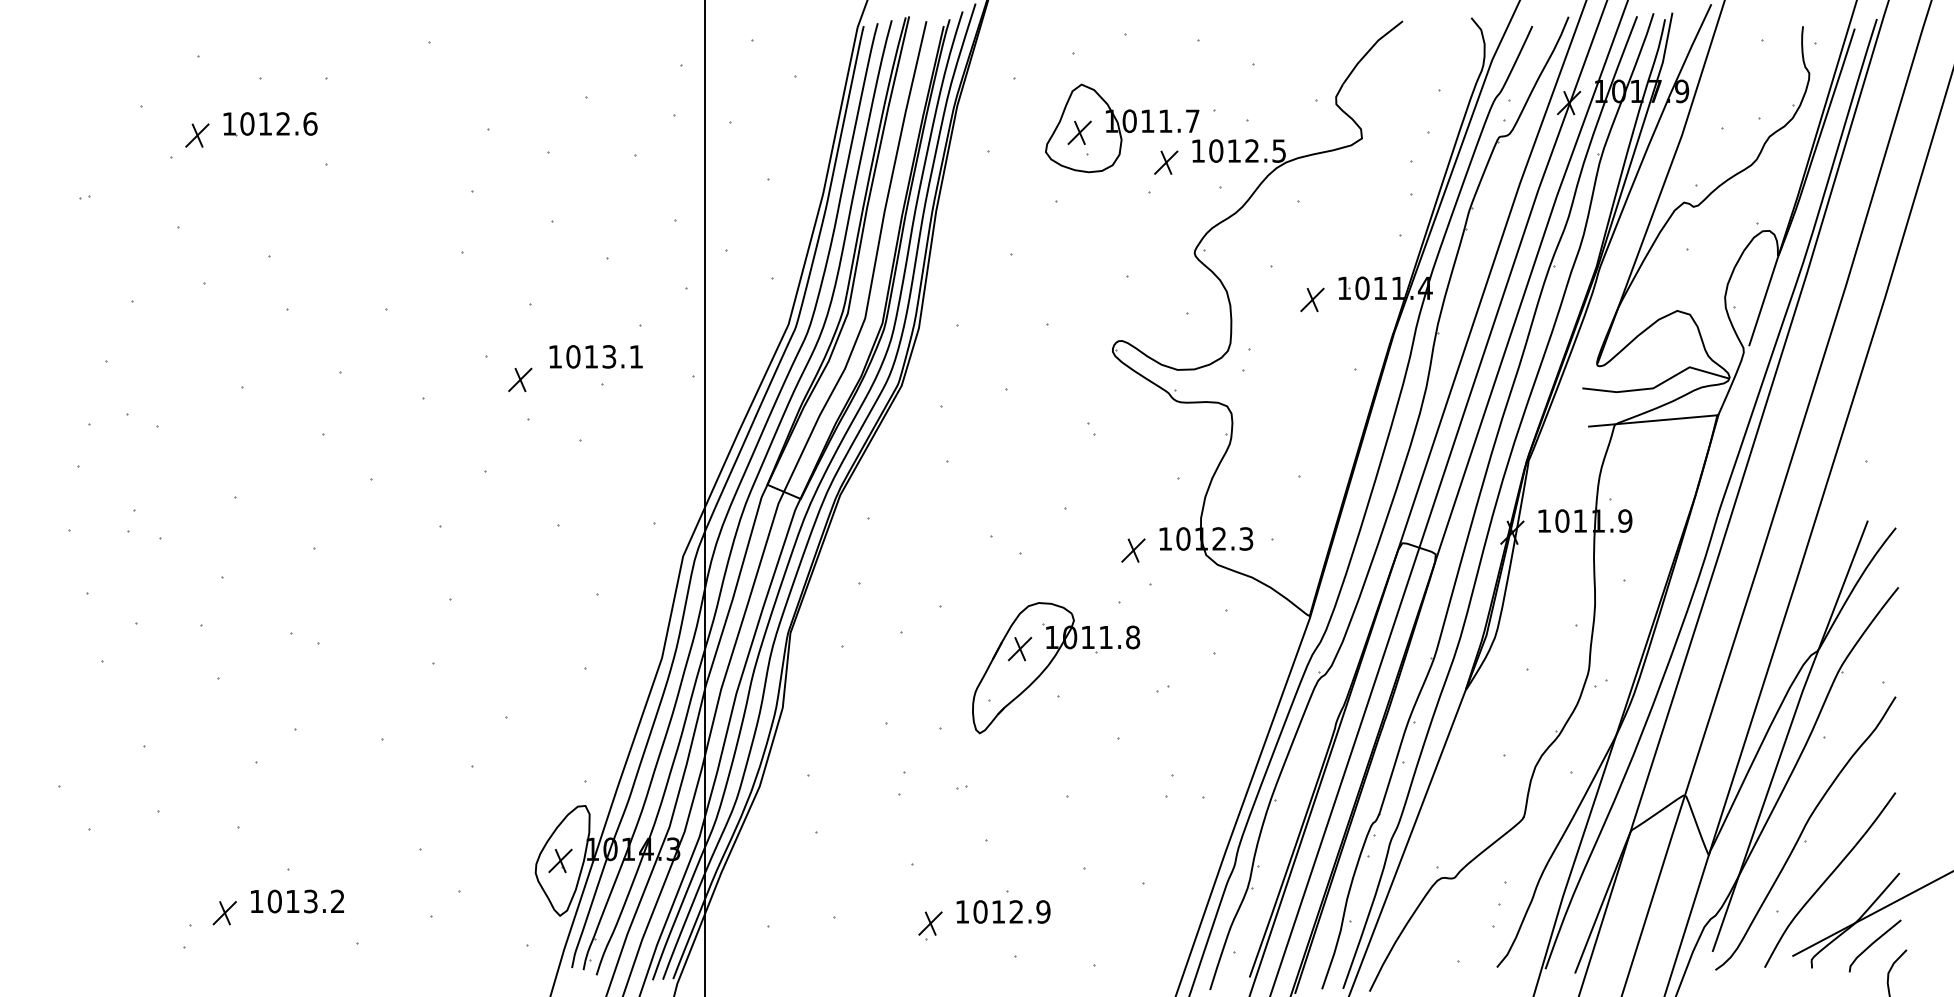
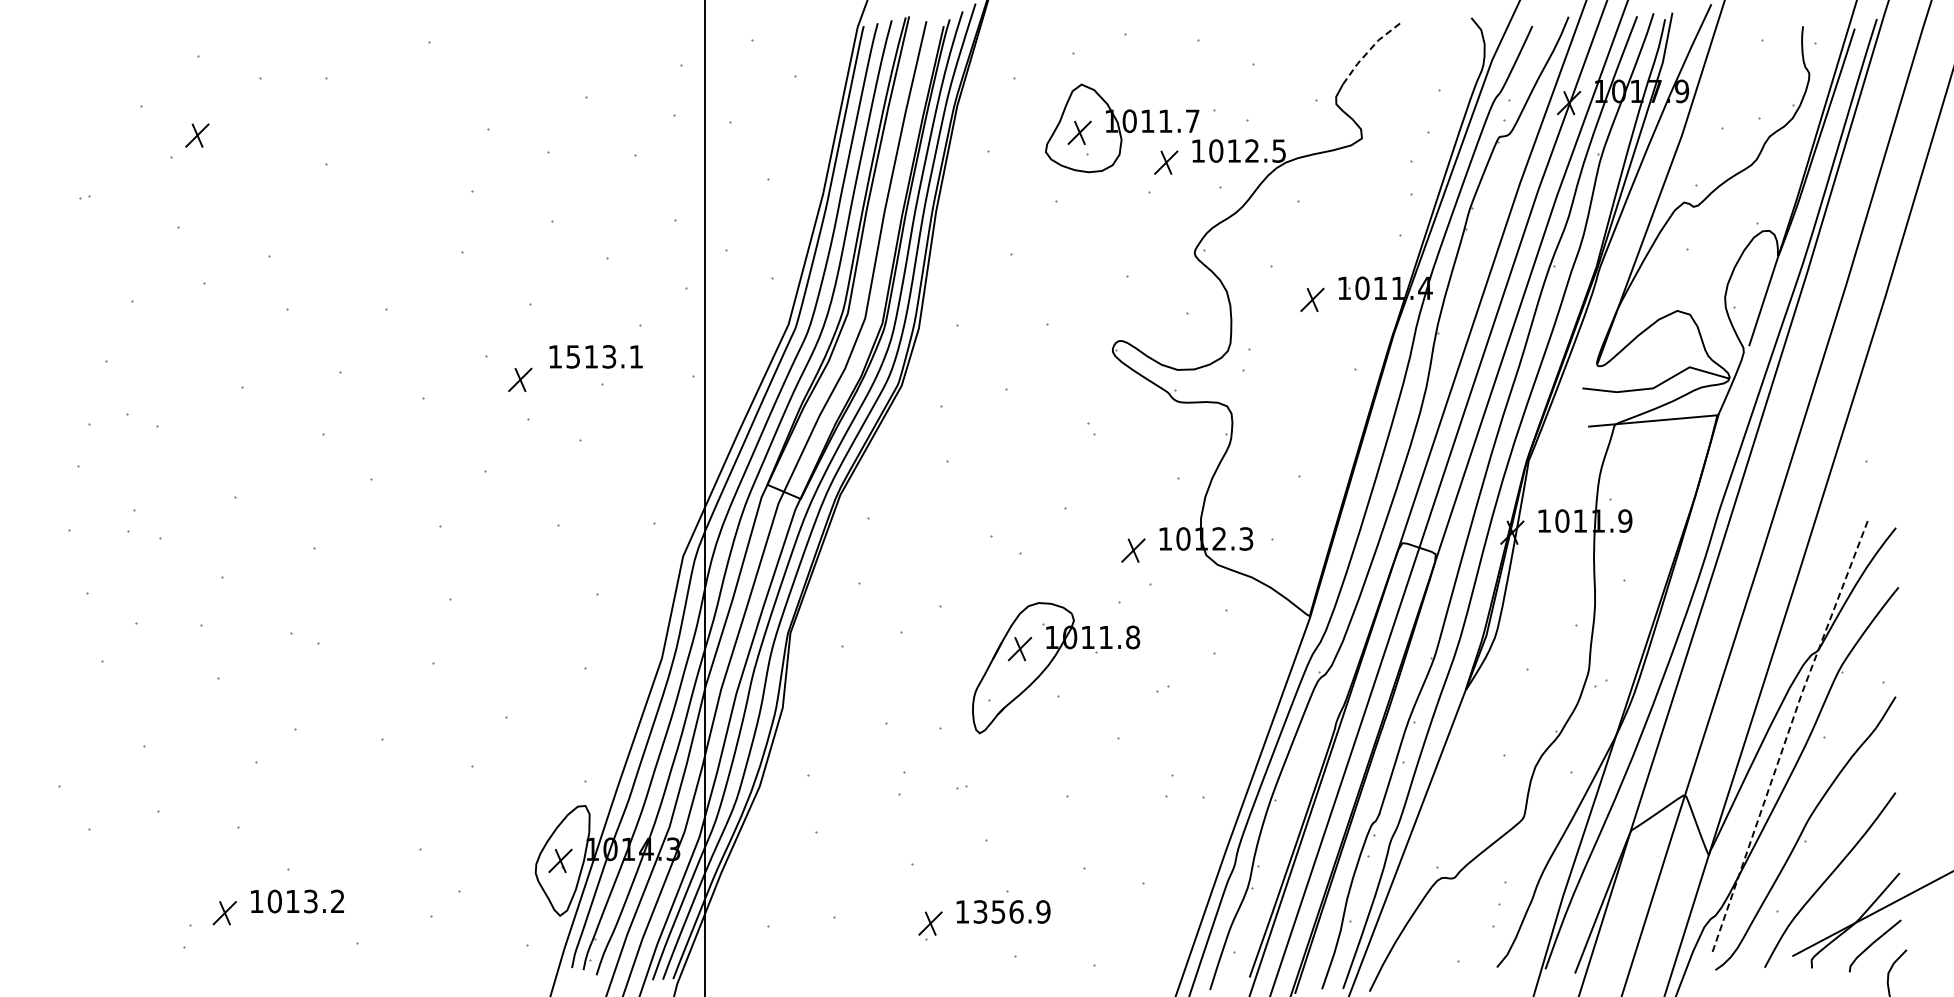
line: solid -> dashed (1369, 49)
part: present -> none (270, 124)
text: 1013.1 -> 1513.1 (573, 356)
line: solid -> dashed (1787, 734)
text: 1012.9 -> 1356.9 (998, 911)
